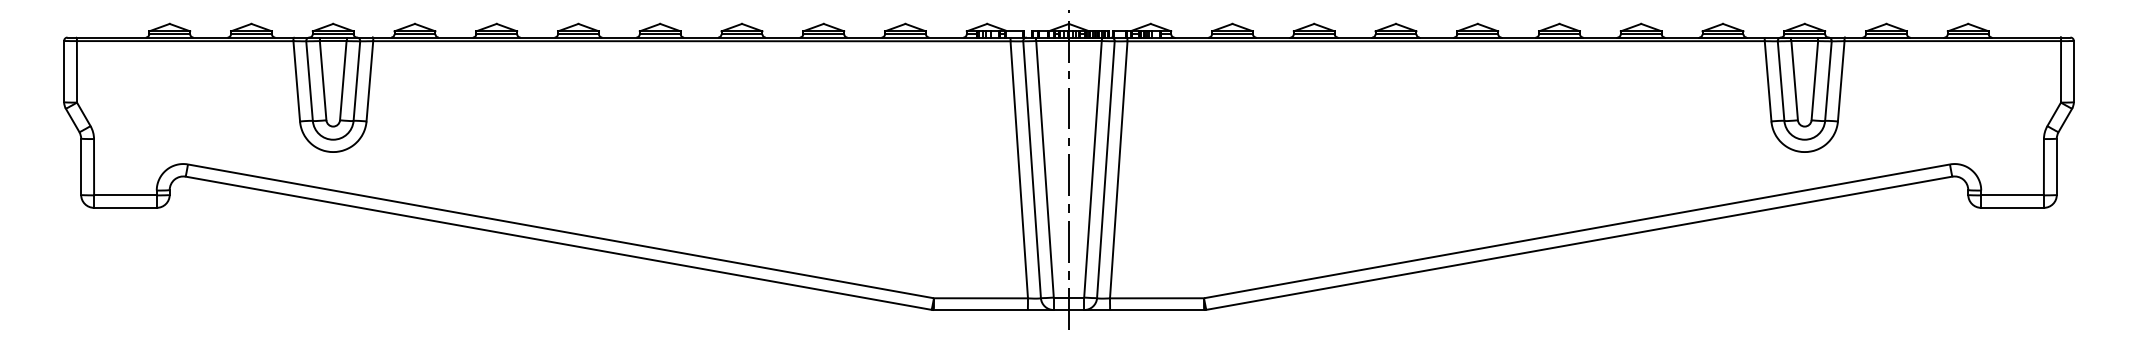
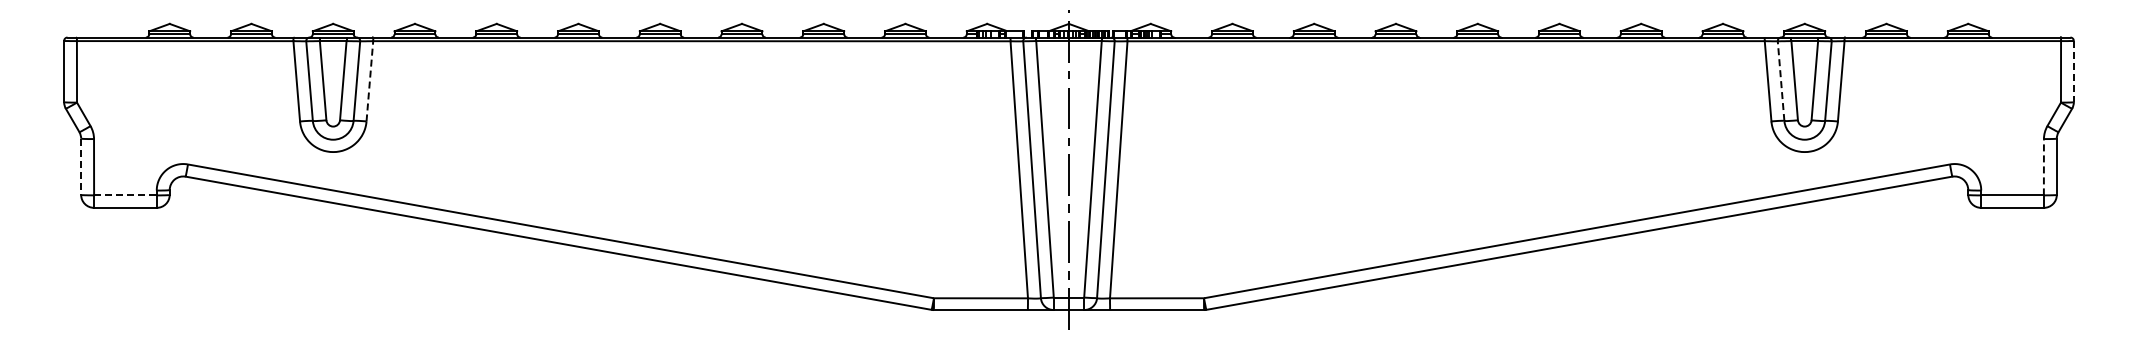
line: solid -> dashed (2073, 71)
line: solid -> dashed (369, 80)
line: solid -> dashed (1781, 80)
line: solid -> dashed (2043, 166)
line: solid -> dashed (81, 167)
line: solid -> dashed (125, 195)
